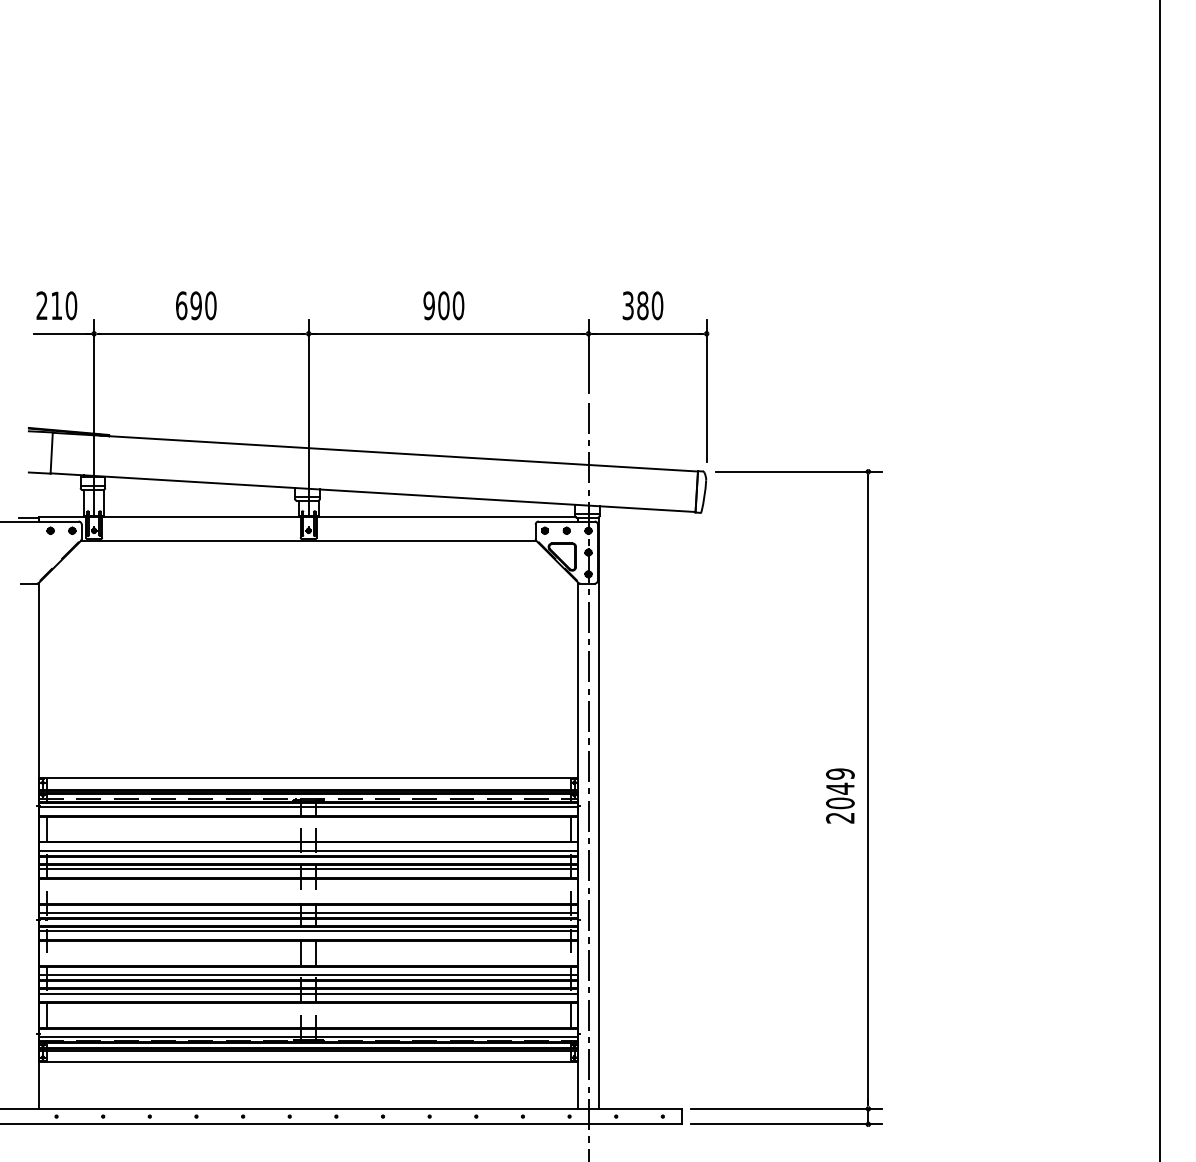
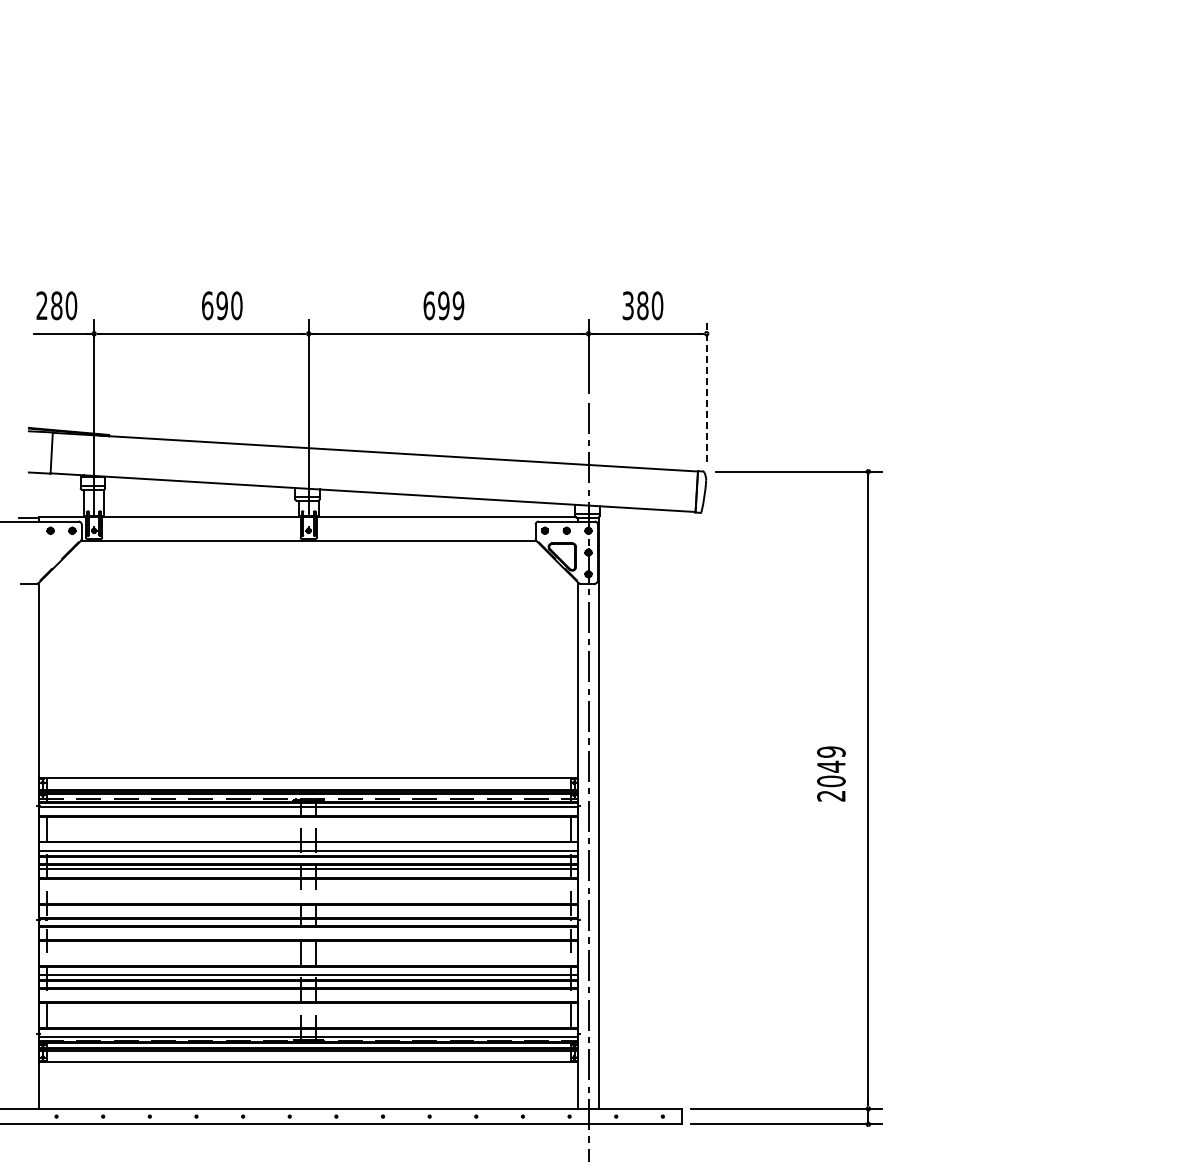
text: 210 -> 280 (56, 305)
text position: (196, 305) -> (222, 305) (222, 305)
text: 900 -> 699 (443, 305)
line: solid -> dashed (706, 390)
line: present -> none (1160, 580)
text position: (840, 795) -> (831, 773) (831, 773)
line: present -> none (308, 913)
line: present -> none (308, 931)
line: present -> none (308, 993)
